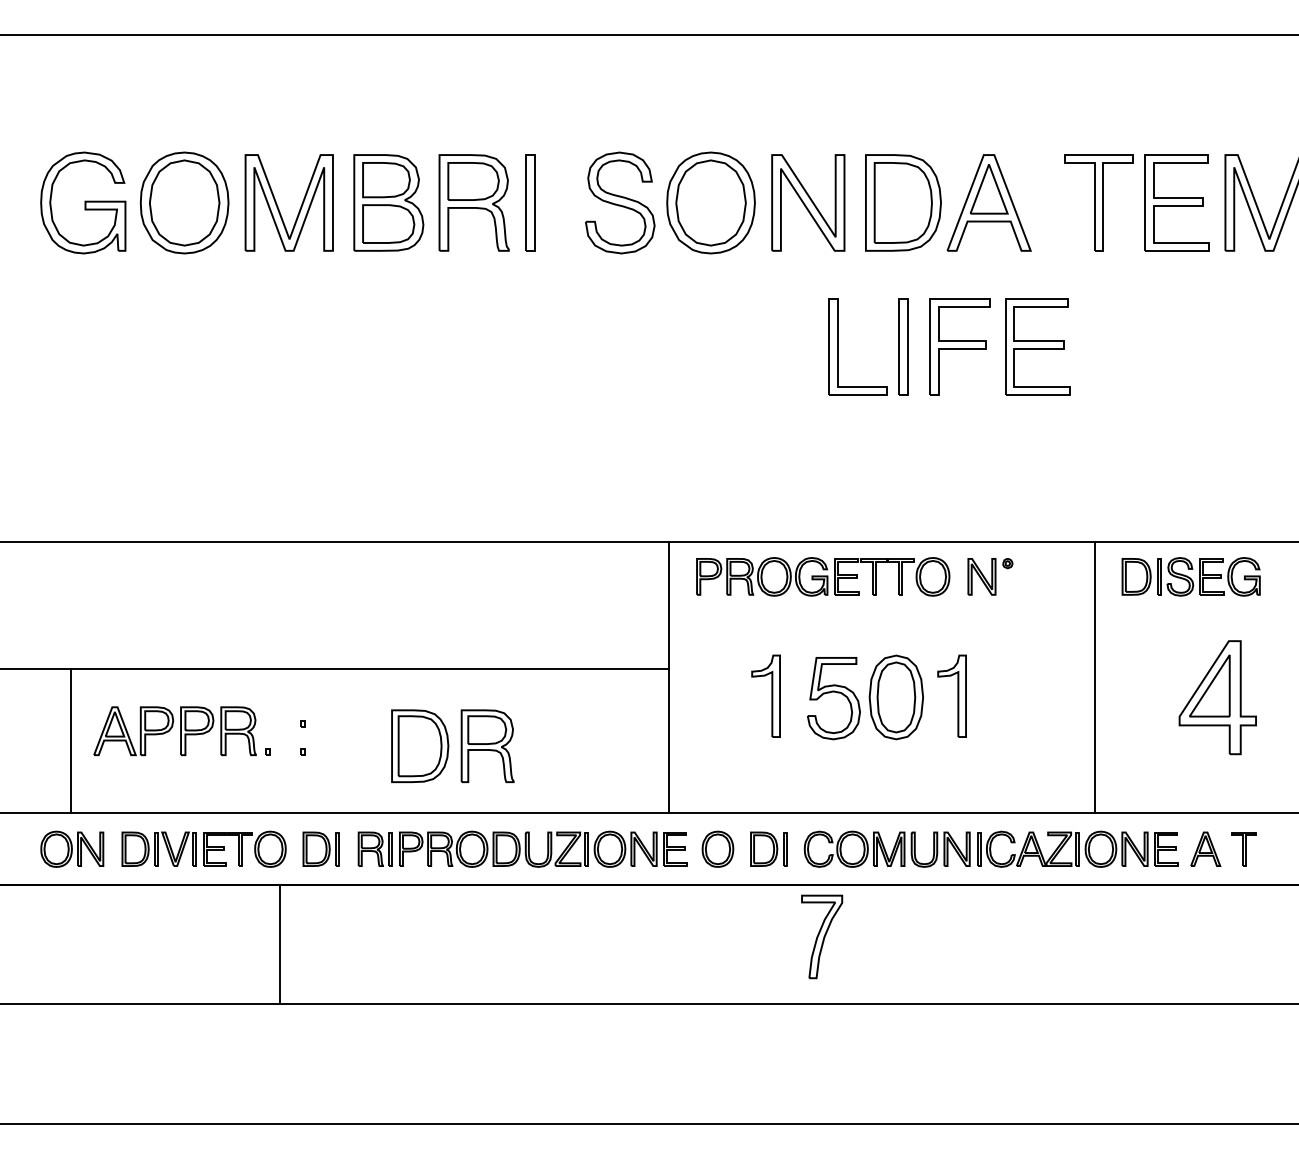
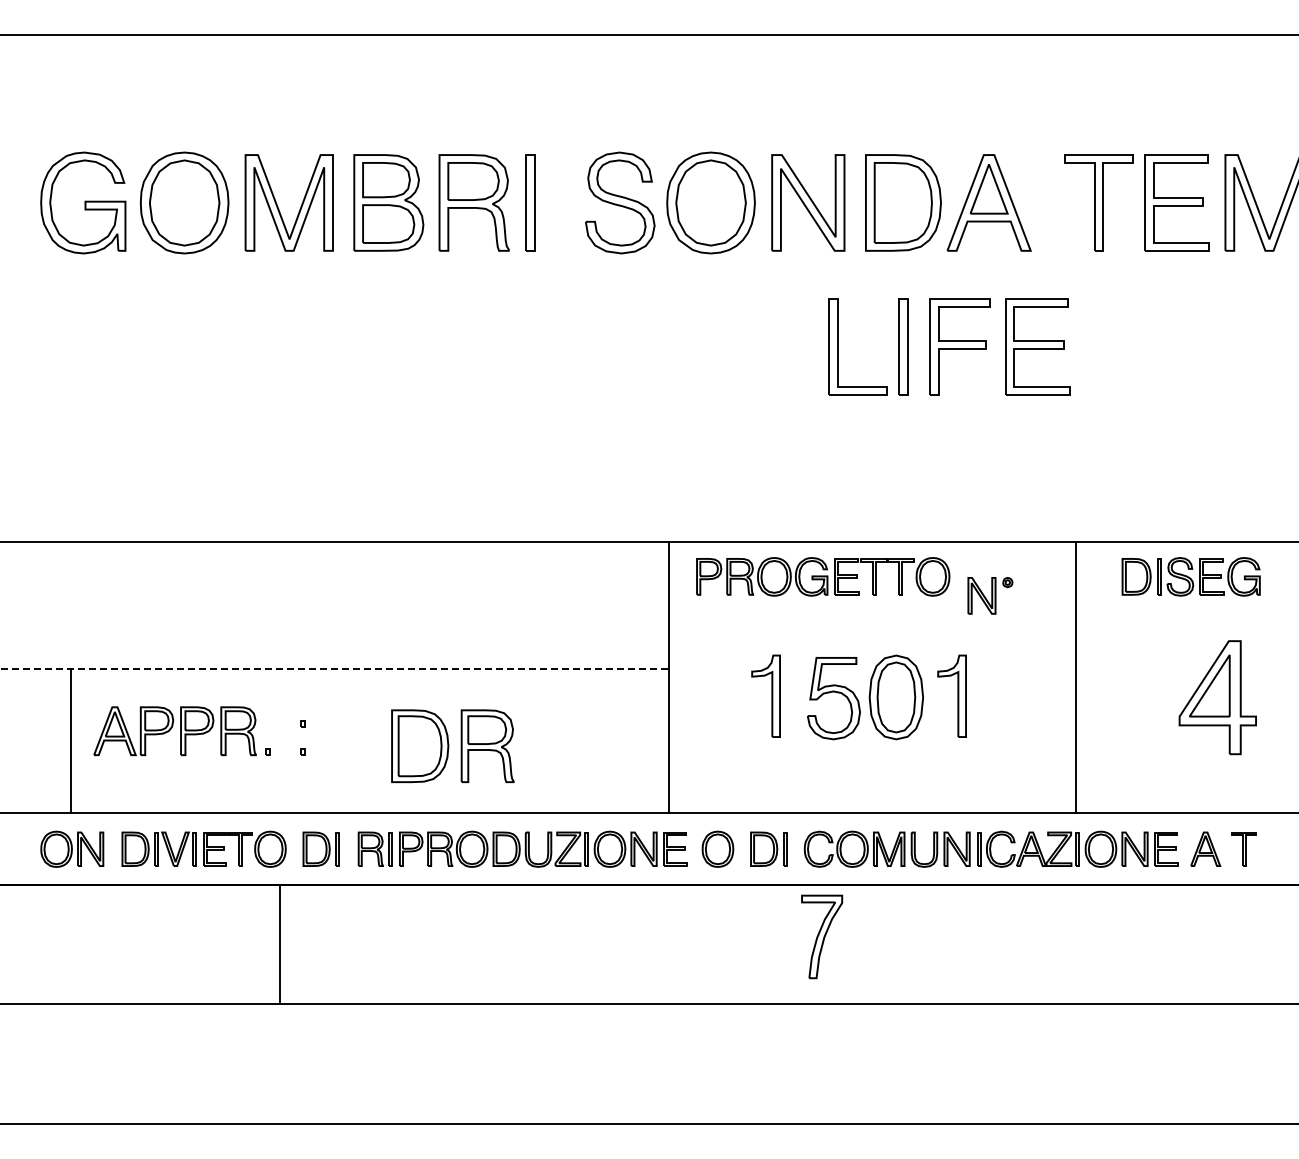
part position: (990, 576) -> (990, 595) (990, 595)
line: solid -> dashed (335, 669)
line position: (1094, 677) -> (1075, 677) (1075, 677)
